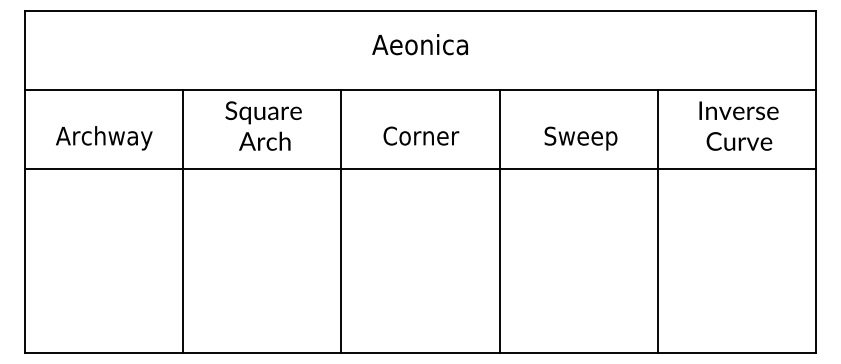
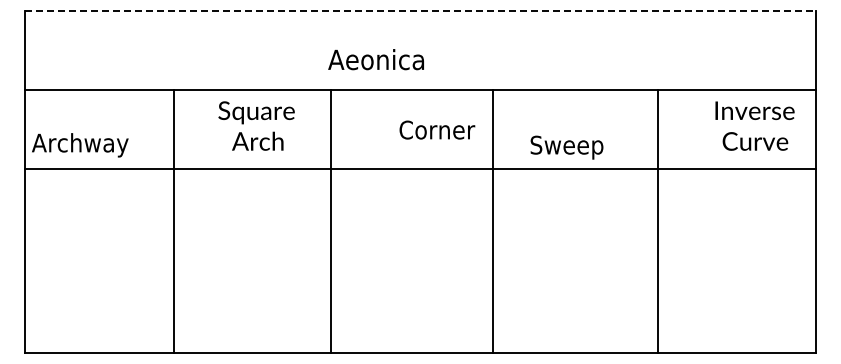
line: solid -> dashed (420, 10)
text position: (419, 44) -> (375, 59) (375, 59)
text position: (263, 125) -> (256, 125) (256, 125)
text position: (738, 125) -> (754, 125) (754, 125)
text position: (421, 135) -> (437, 129) (437, 129)
text position: (104, 138) -> (80, 145) (80, 145)
text position: (580, 138) -> (566, 147) (566, 147)
line position: (183, 221) -> (174, 221) (174, 221)
line position: (341, 221) -> (331, 221) (331, 221)
line position: (499, 221) -> (492, 221) (492, 221)
